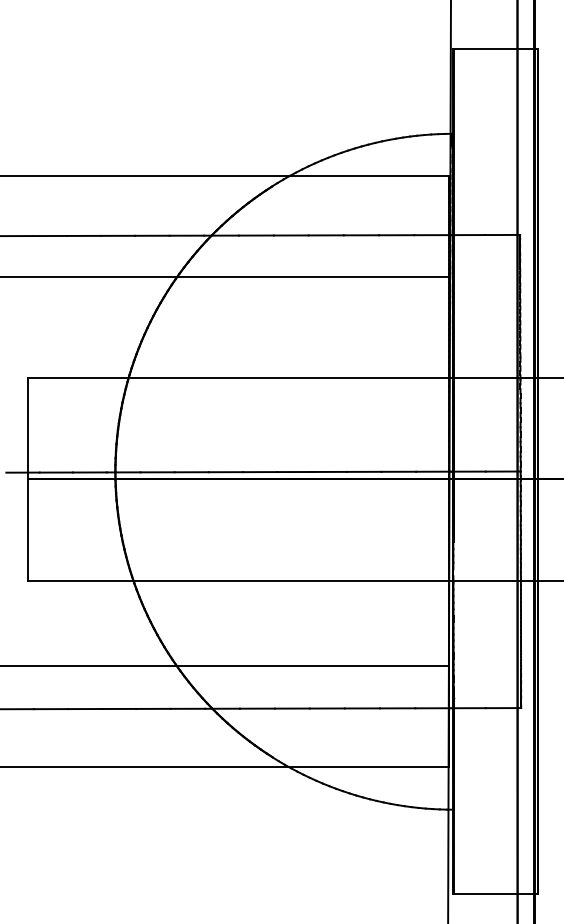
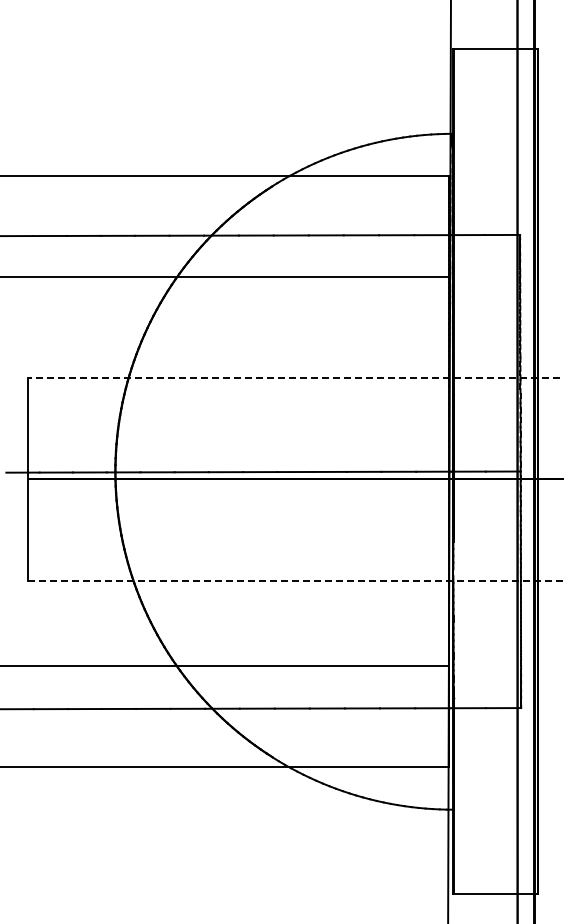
line: solid -> dashed (295, 377)
line: solid -> dashed (295, 580)
